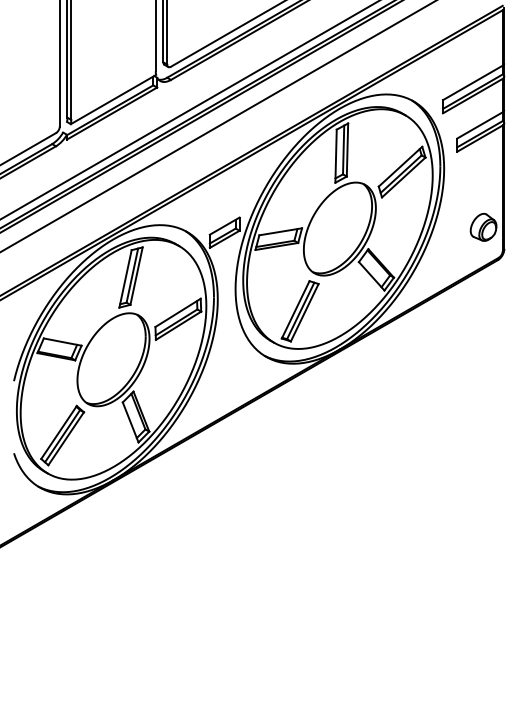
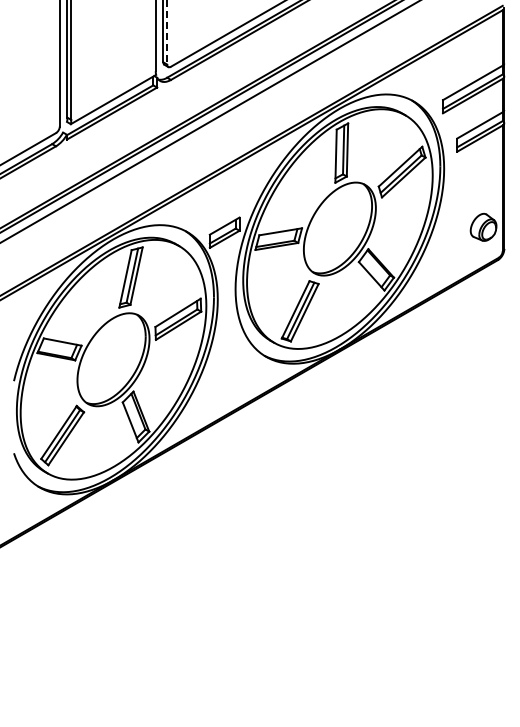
line: solid -> dashed (167, 32)
line: present -> none (189, 110)
line position: (217, 126) -> (209, 122) (209, 122)
